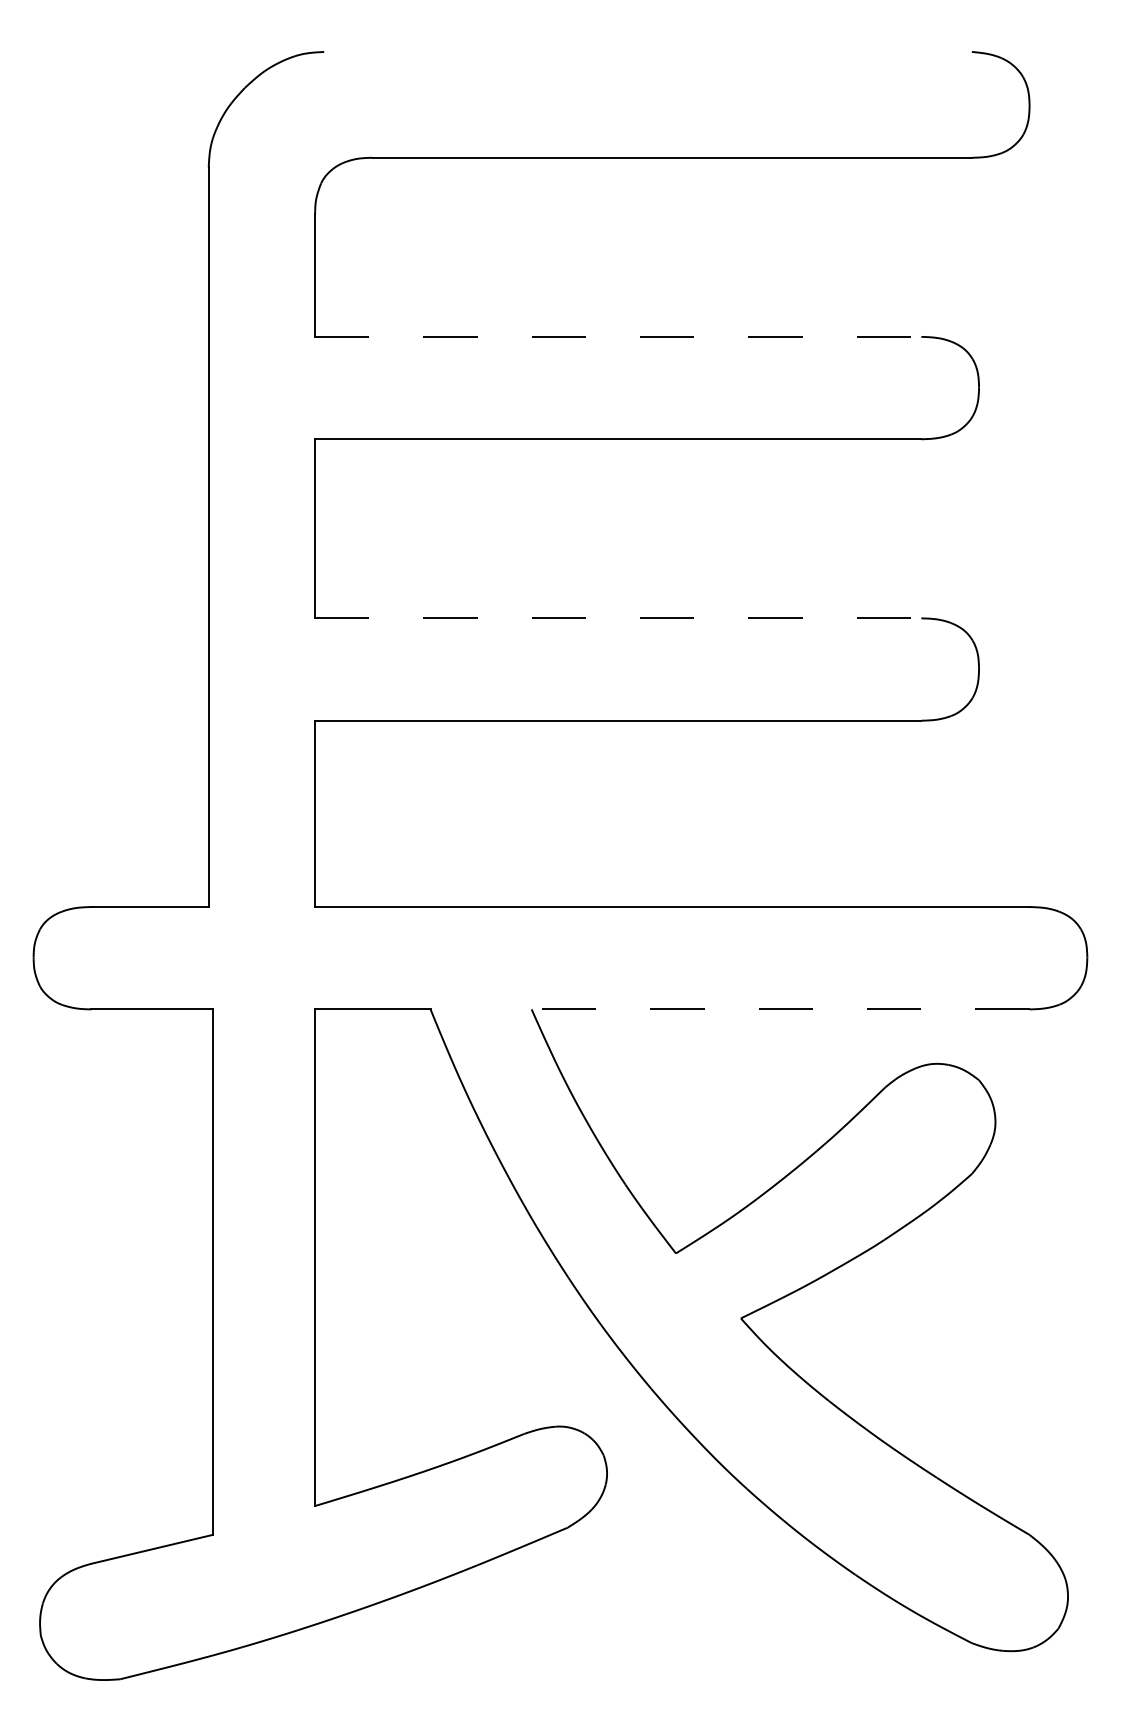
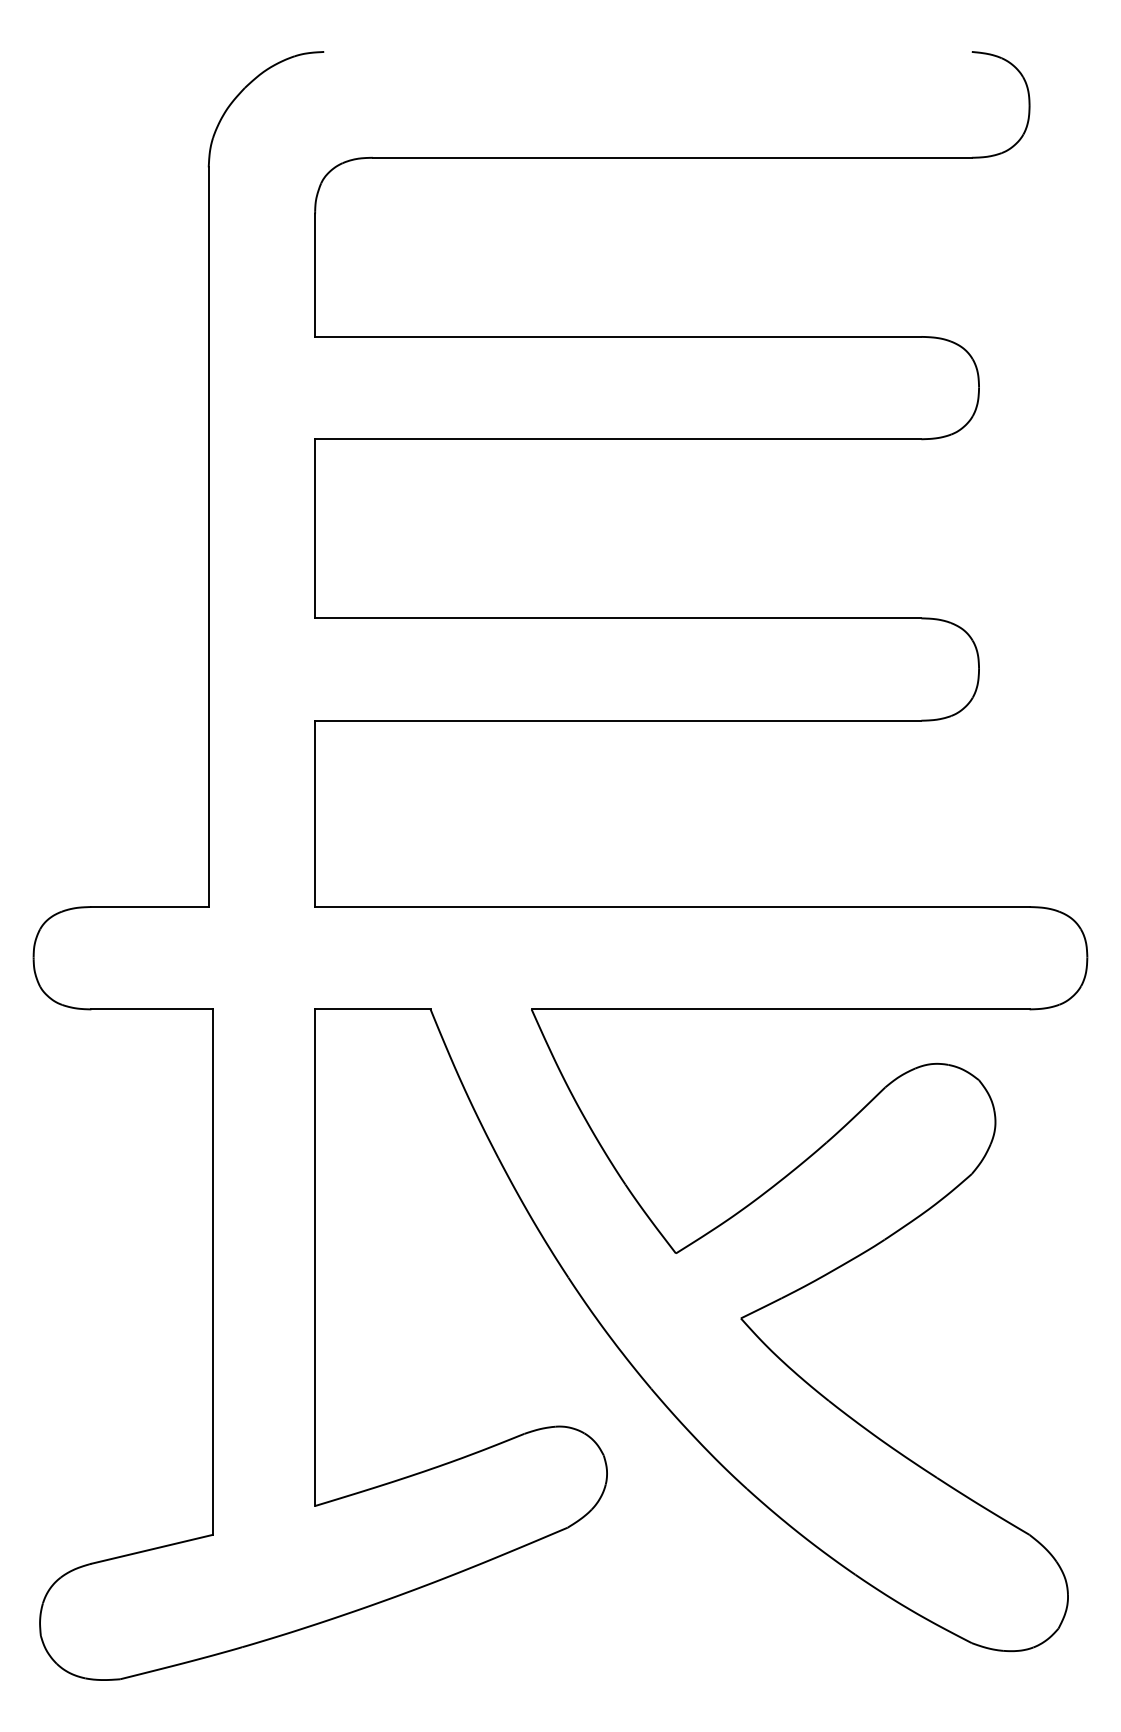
line: dashed -> solid (618, 336)
line: dashed -> solid (618, 618)
line: dashed -> solid (780, 1009)
